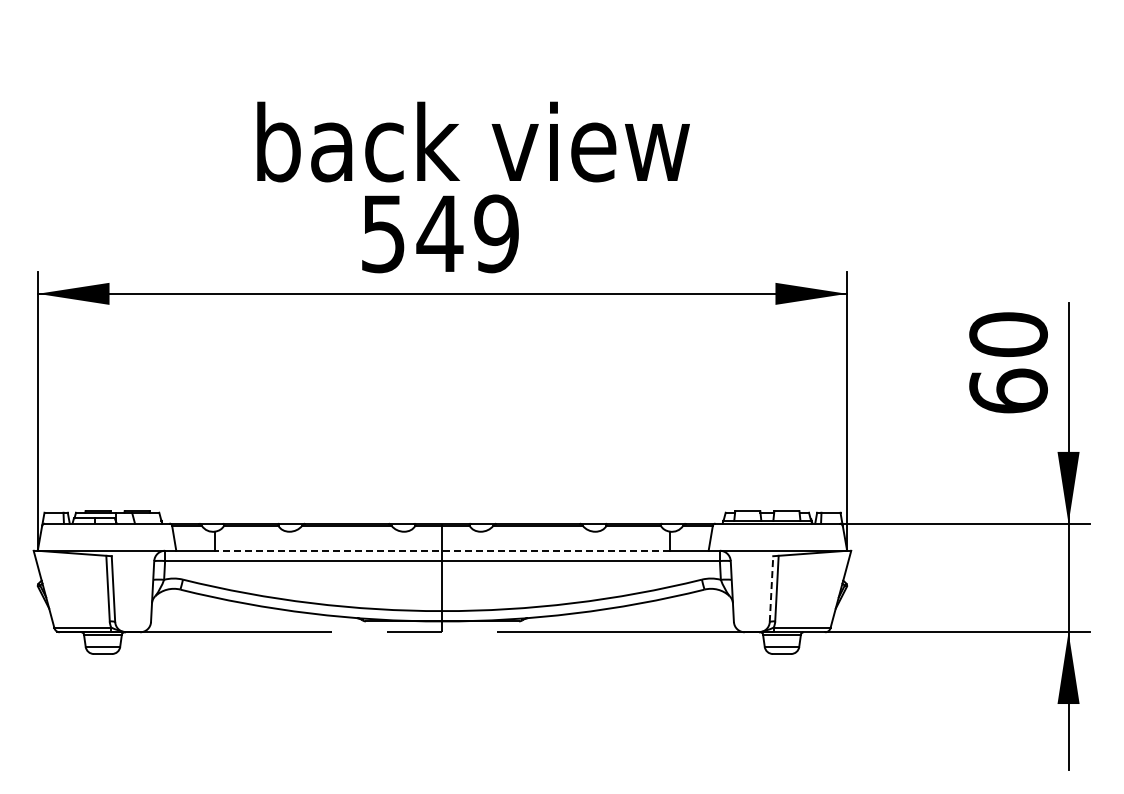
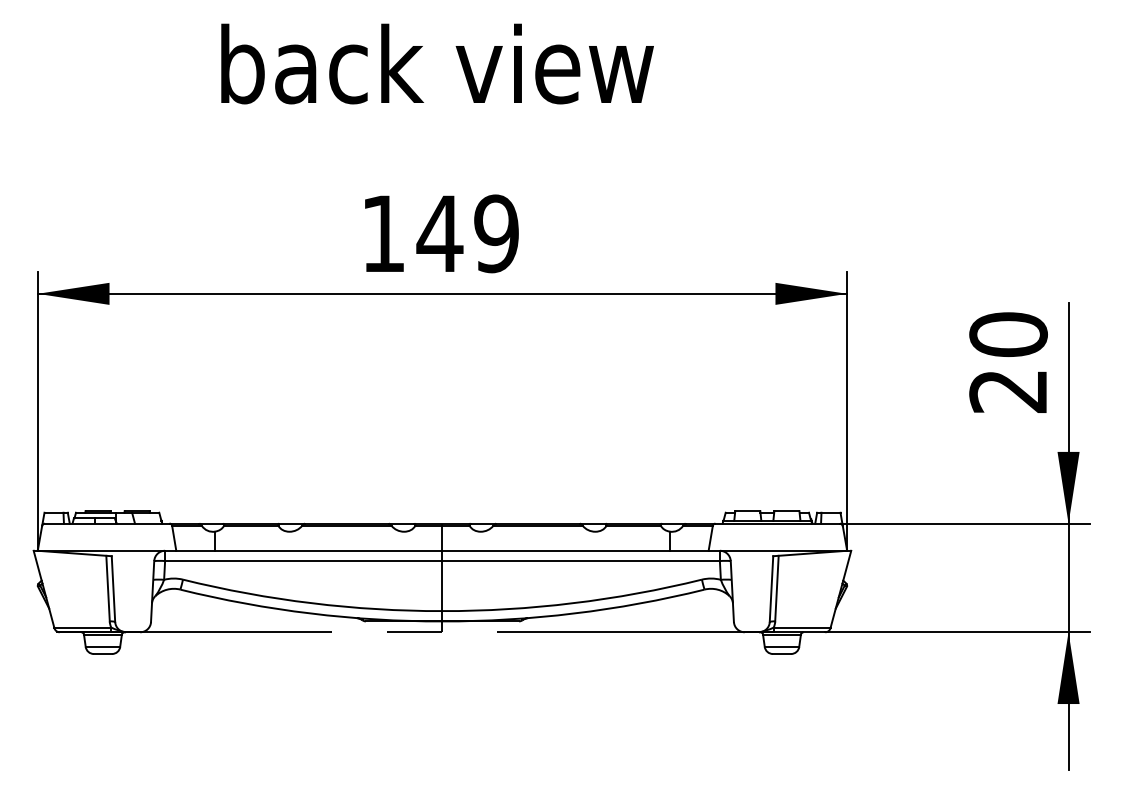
text position: (473, 141) -> (437, 63) (437, 63)
text: 549 -> 149 (383, 234)
text: 60 -> 20 (1008, 390)
line: dashed -> solid (441, 550)
line: dashed -> solid (771, 589)
